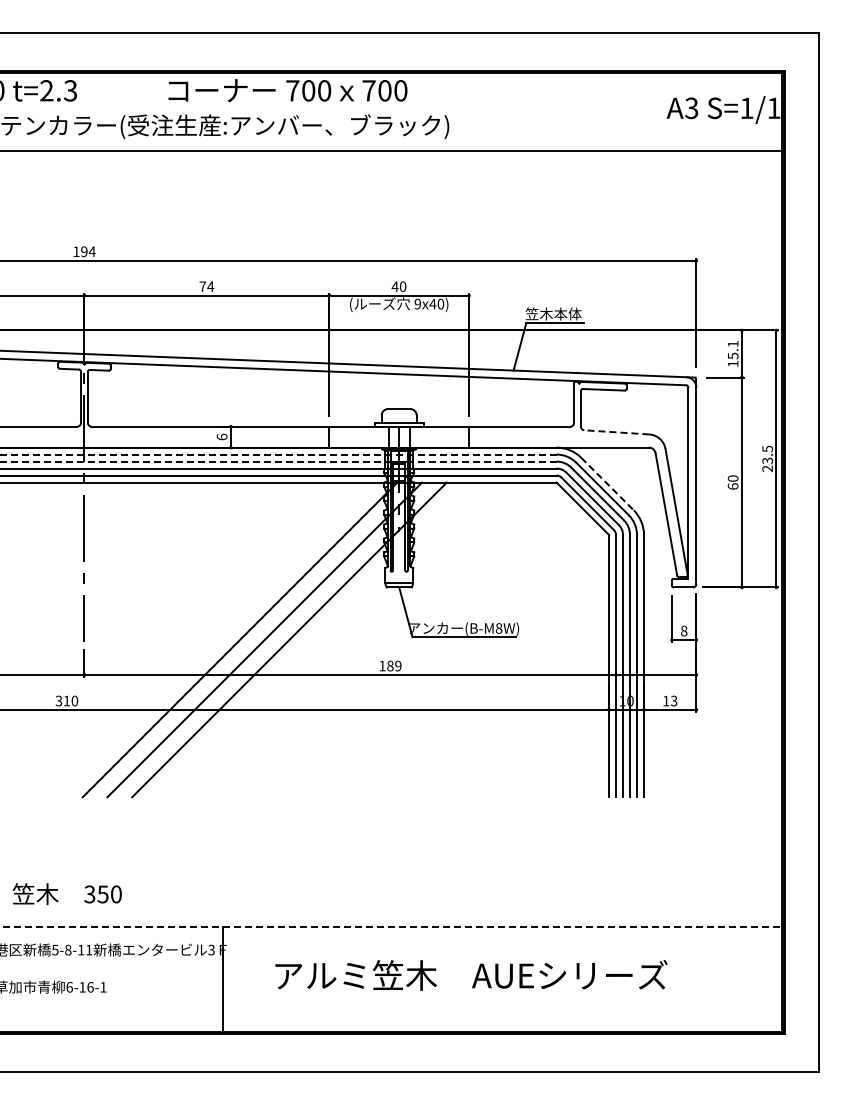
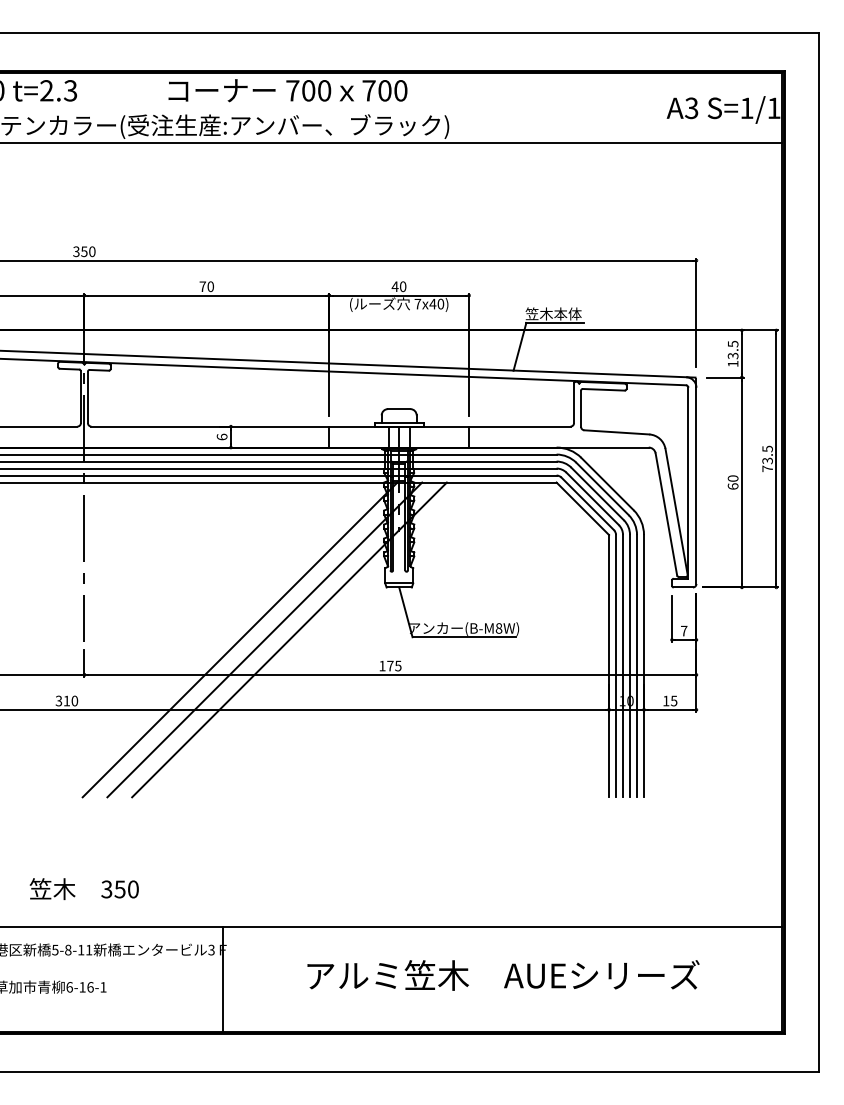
line position: (392, 151) -> (392, 143) (392, 143)
text: 194 -> 350 (84, 251)
text: 74 -> 70 (210, 286)
text: 9x40) -> 7x40) (417, 303)
text: 15.1 -> 13.5 (732, 349)
line: dashed -> solid (616, 432)
line: dashed -> solid (278, 454)
line: dashed -> solid (278, 461)
text: 23.5 -> 73.5 (767, 468)
line: dashed -> solid (607, 484)
text: 8 -> 7 (684, 630)
text: 189 -> 175 (394, 665)
text: 13 -> 15 (674, 700)
text position: (66, 894) -> (83, 889) (83, 889)
line: dashed -> solid (391, 926)
text position: (471, 975) -> (503, 975) (503, 975)
